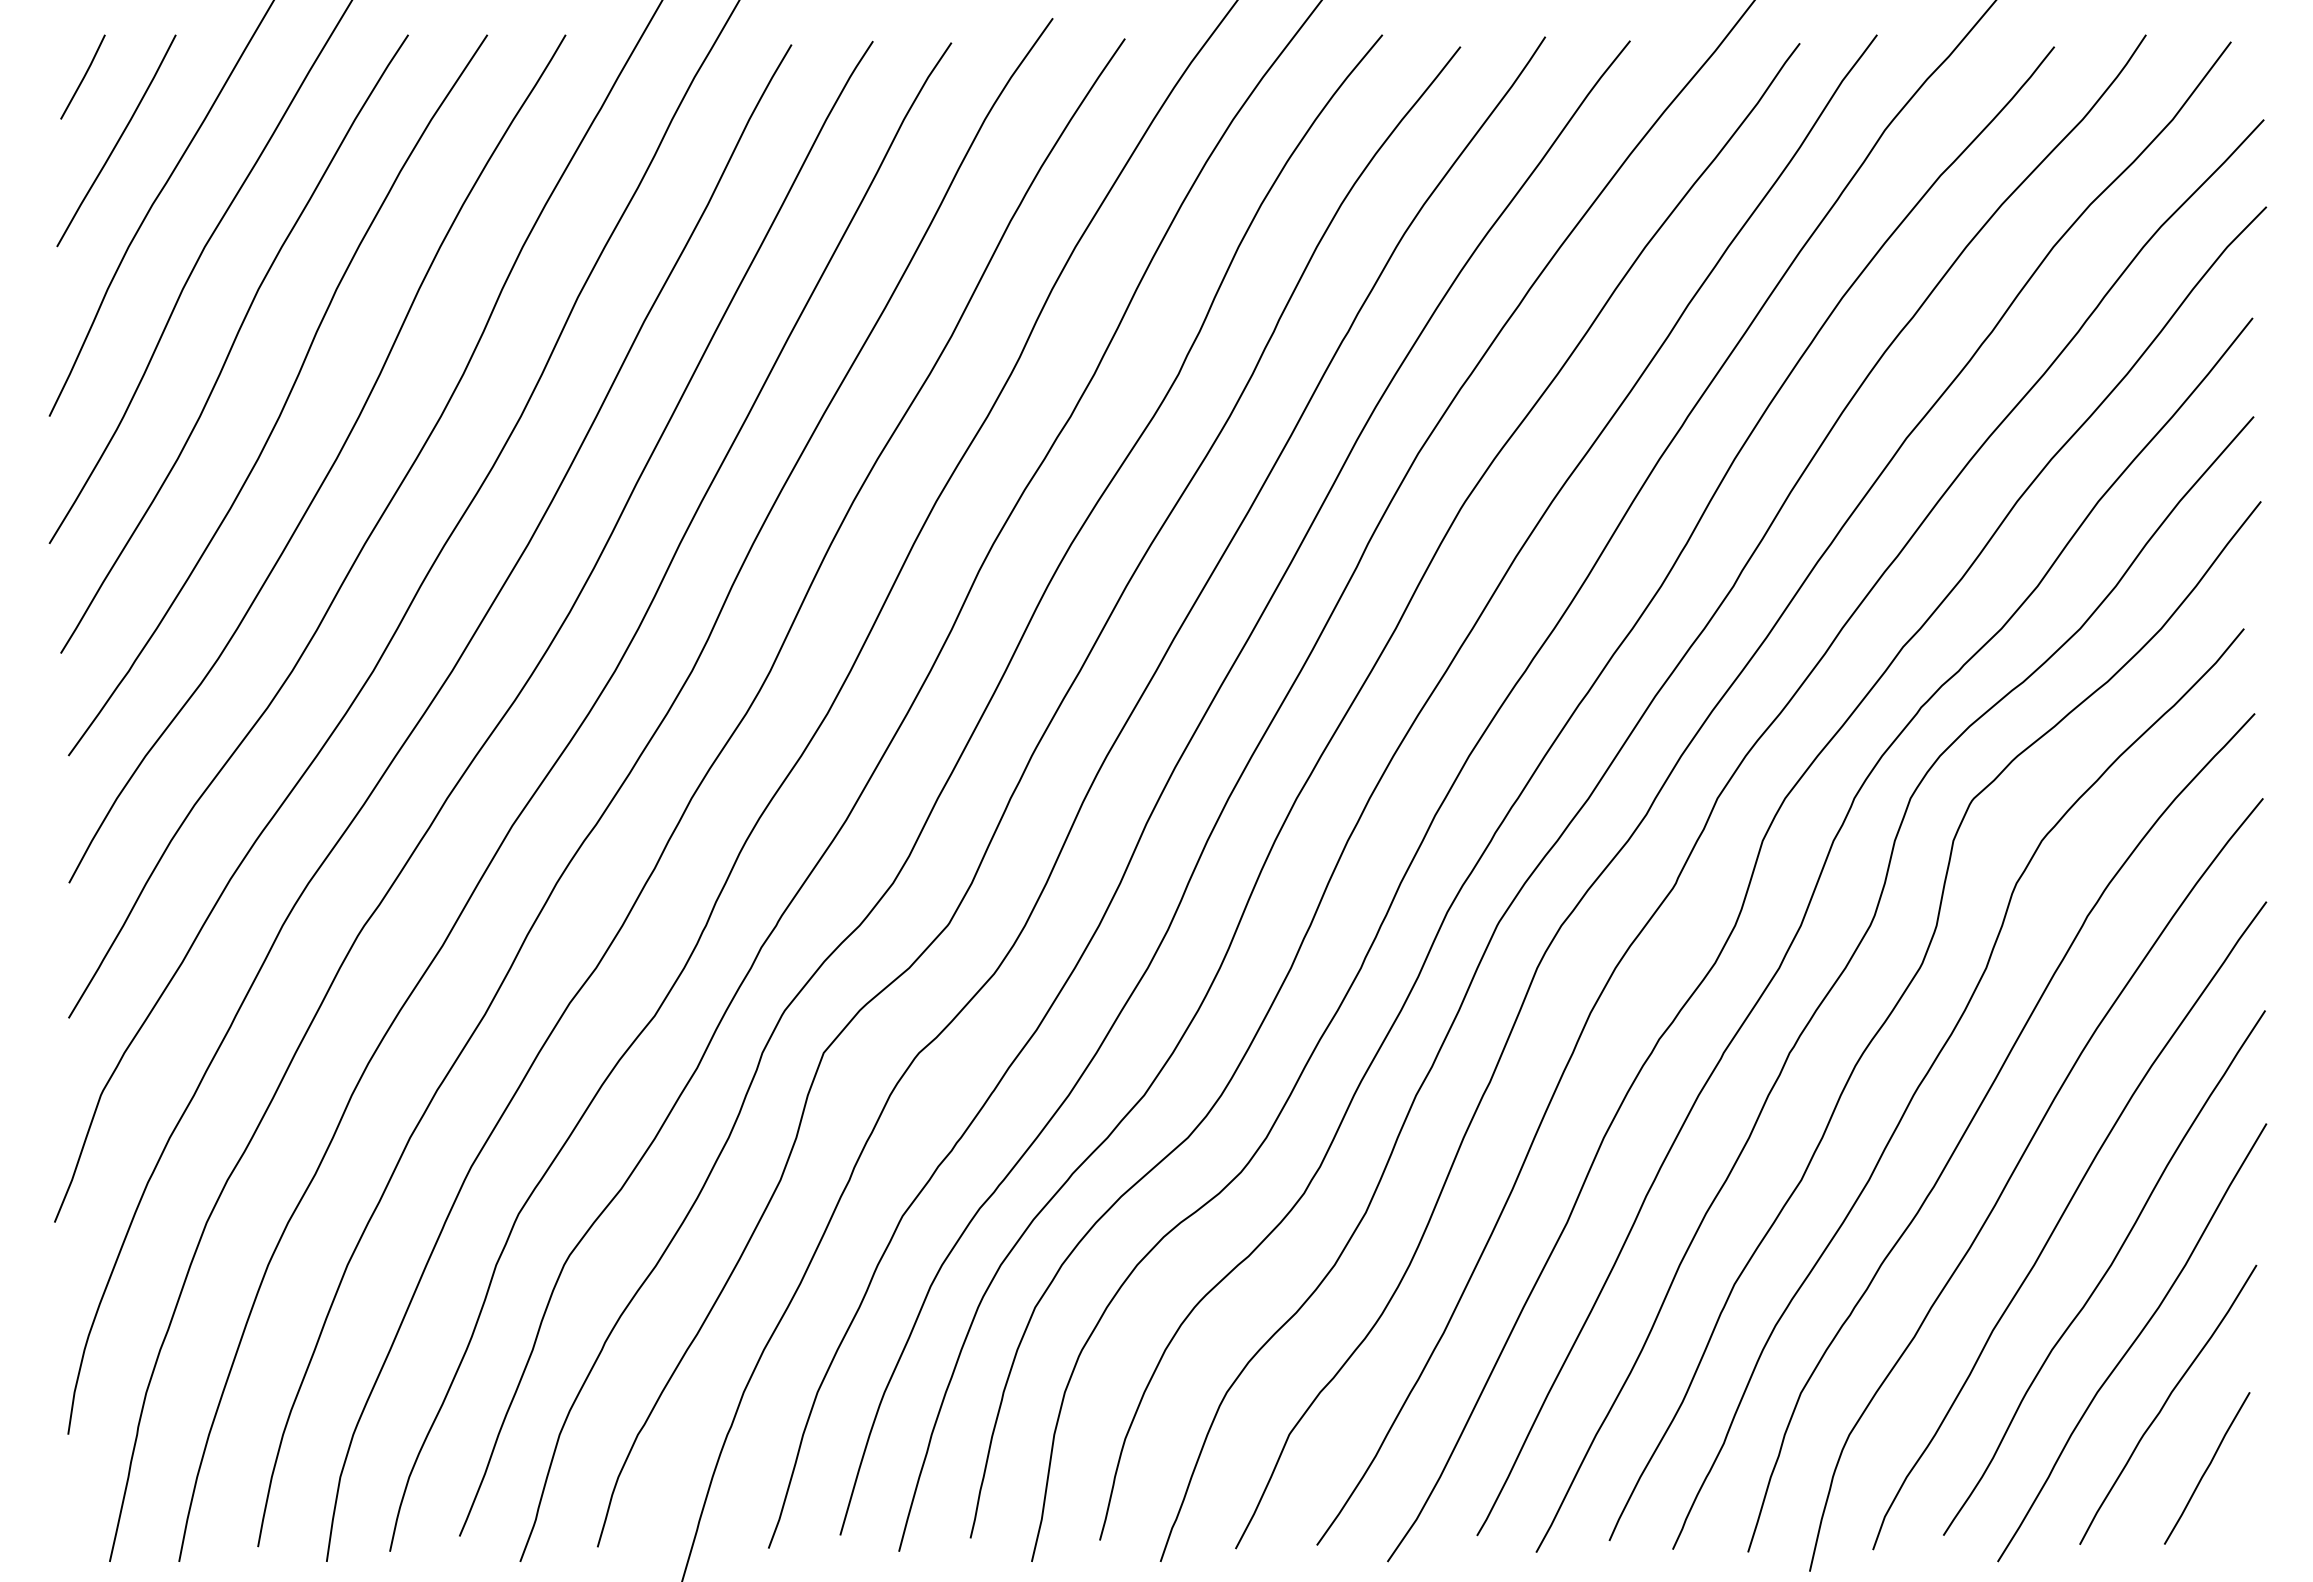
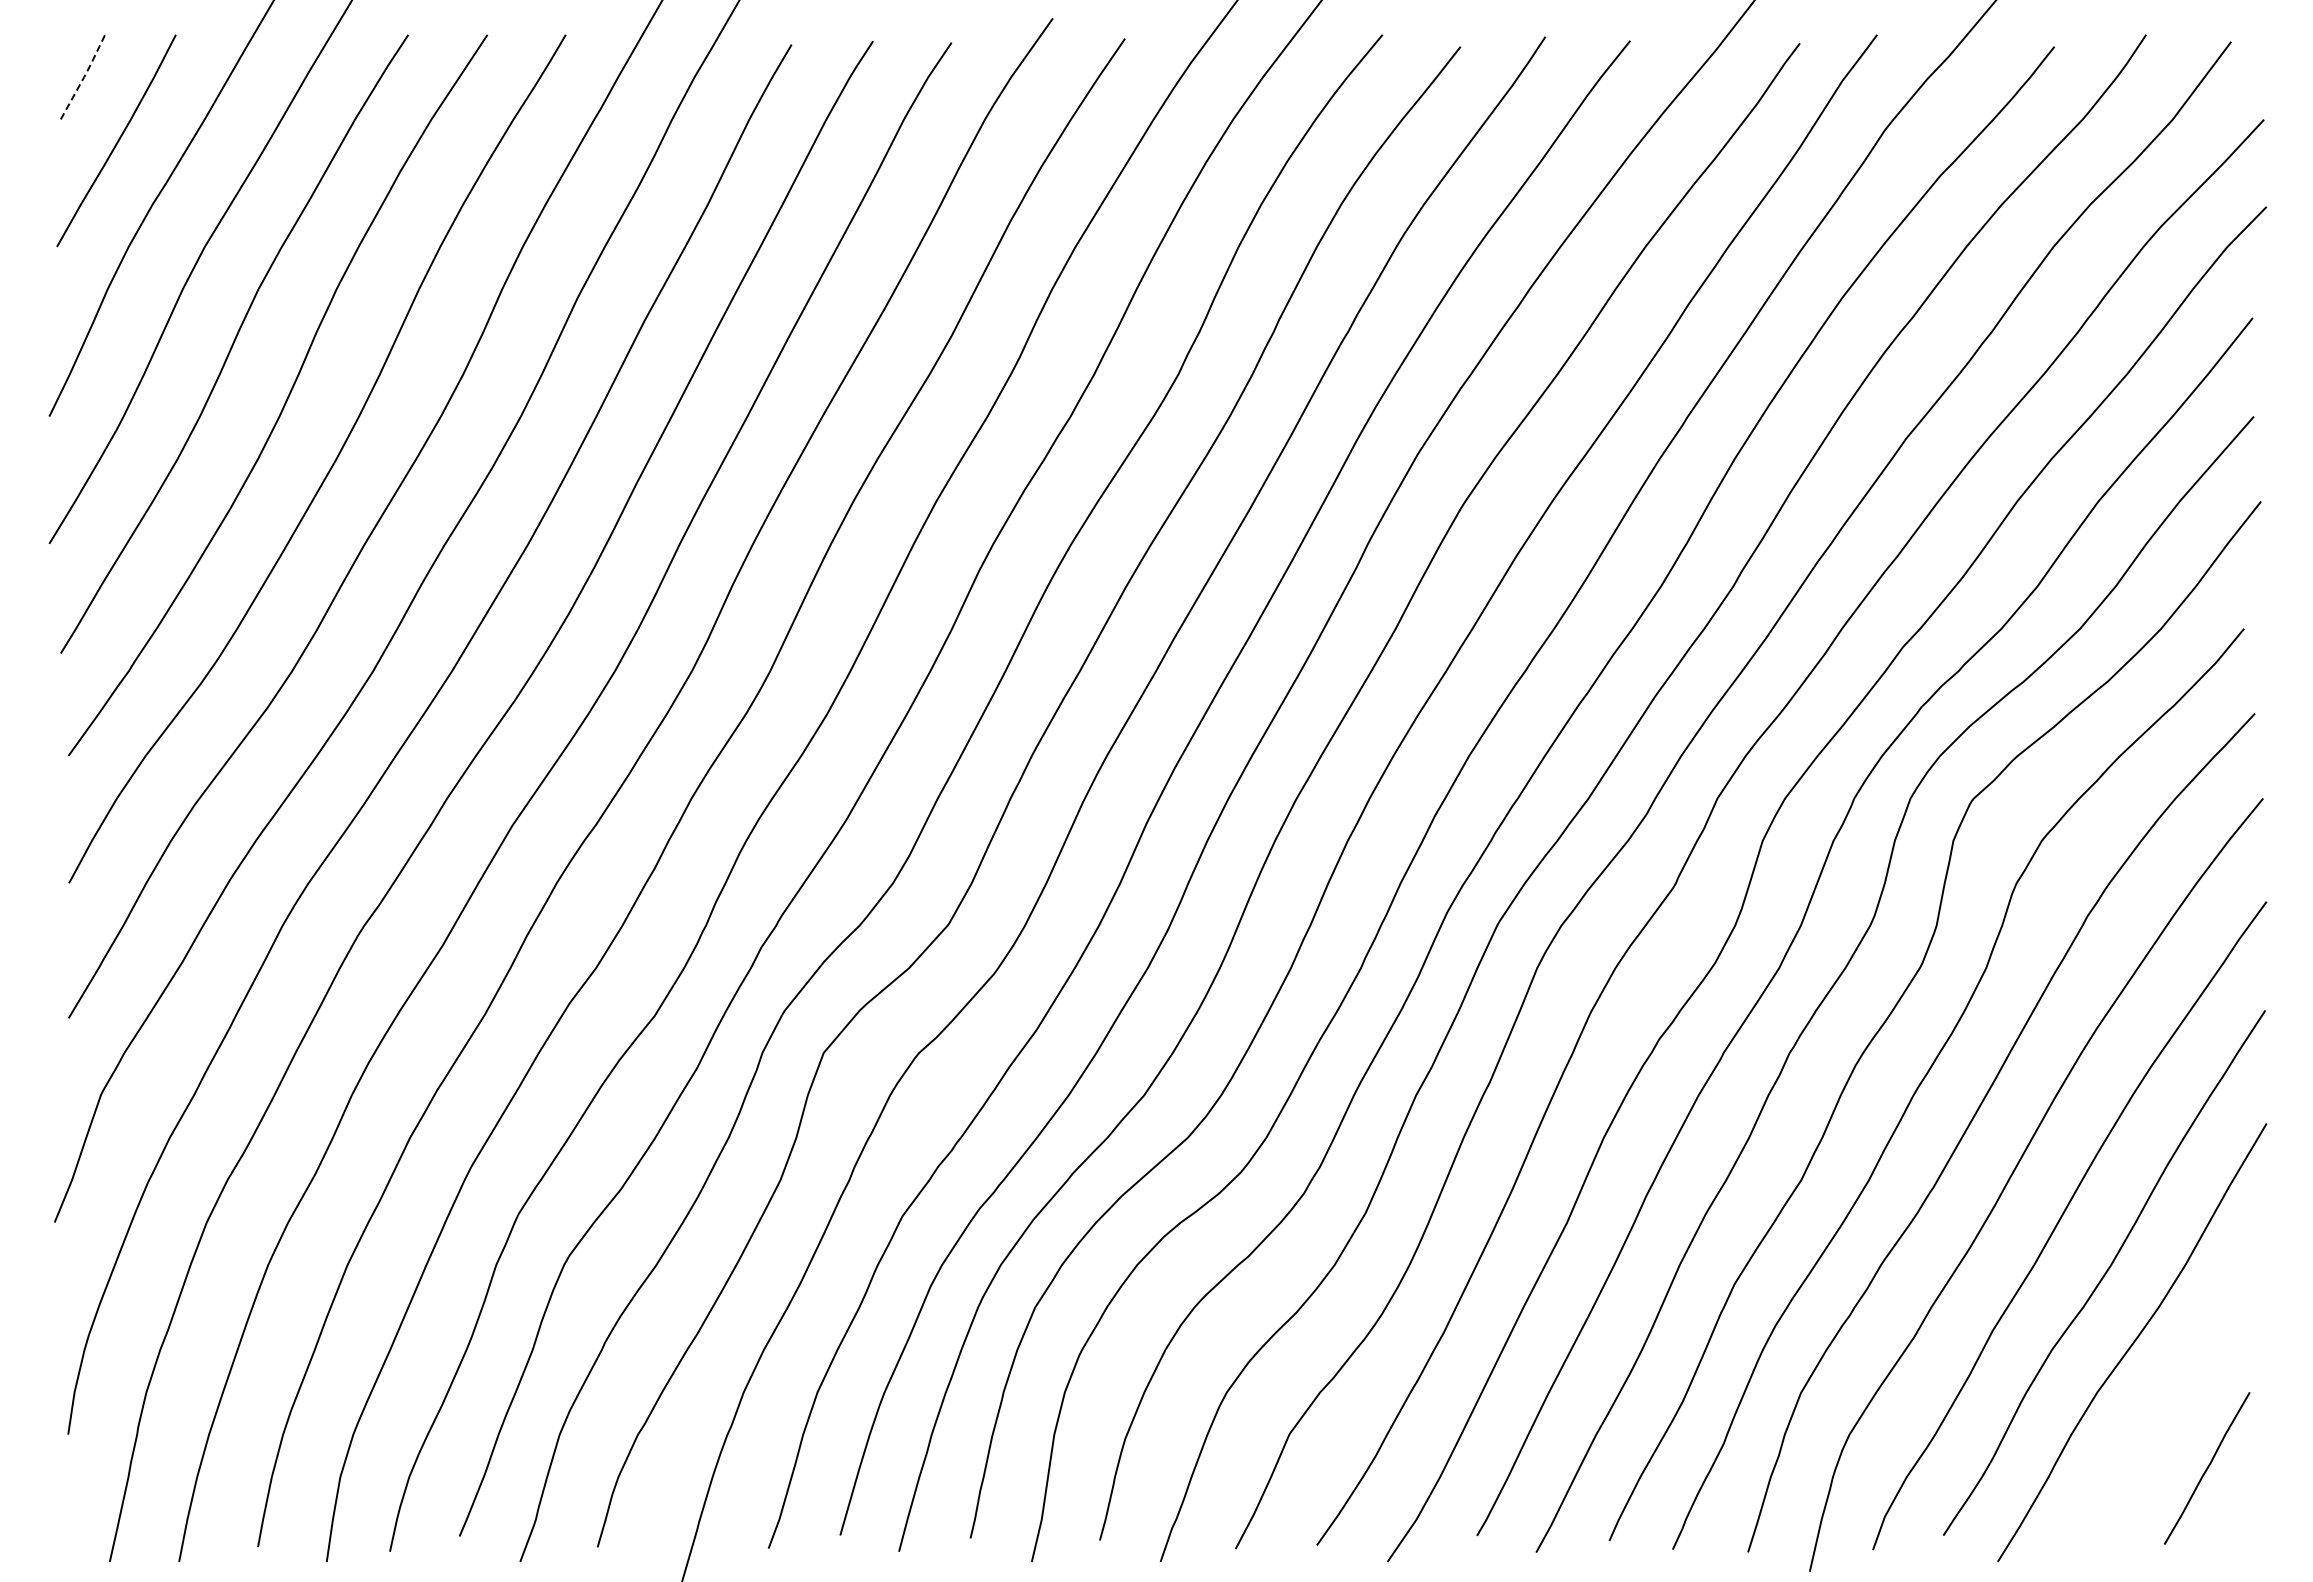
line: solid -> dashed (84, 77)
curve: present -> none (2166, 1402)
